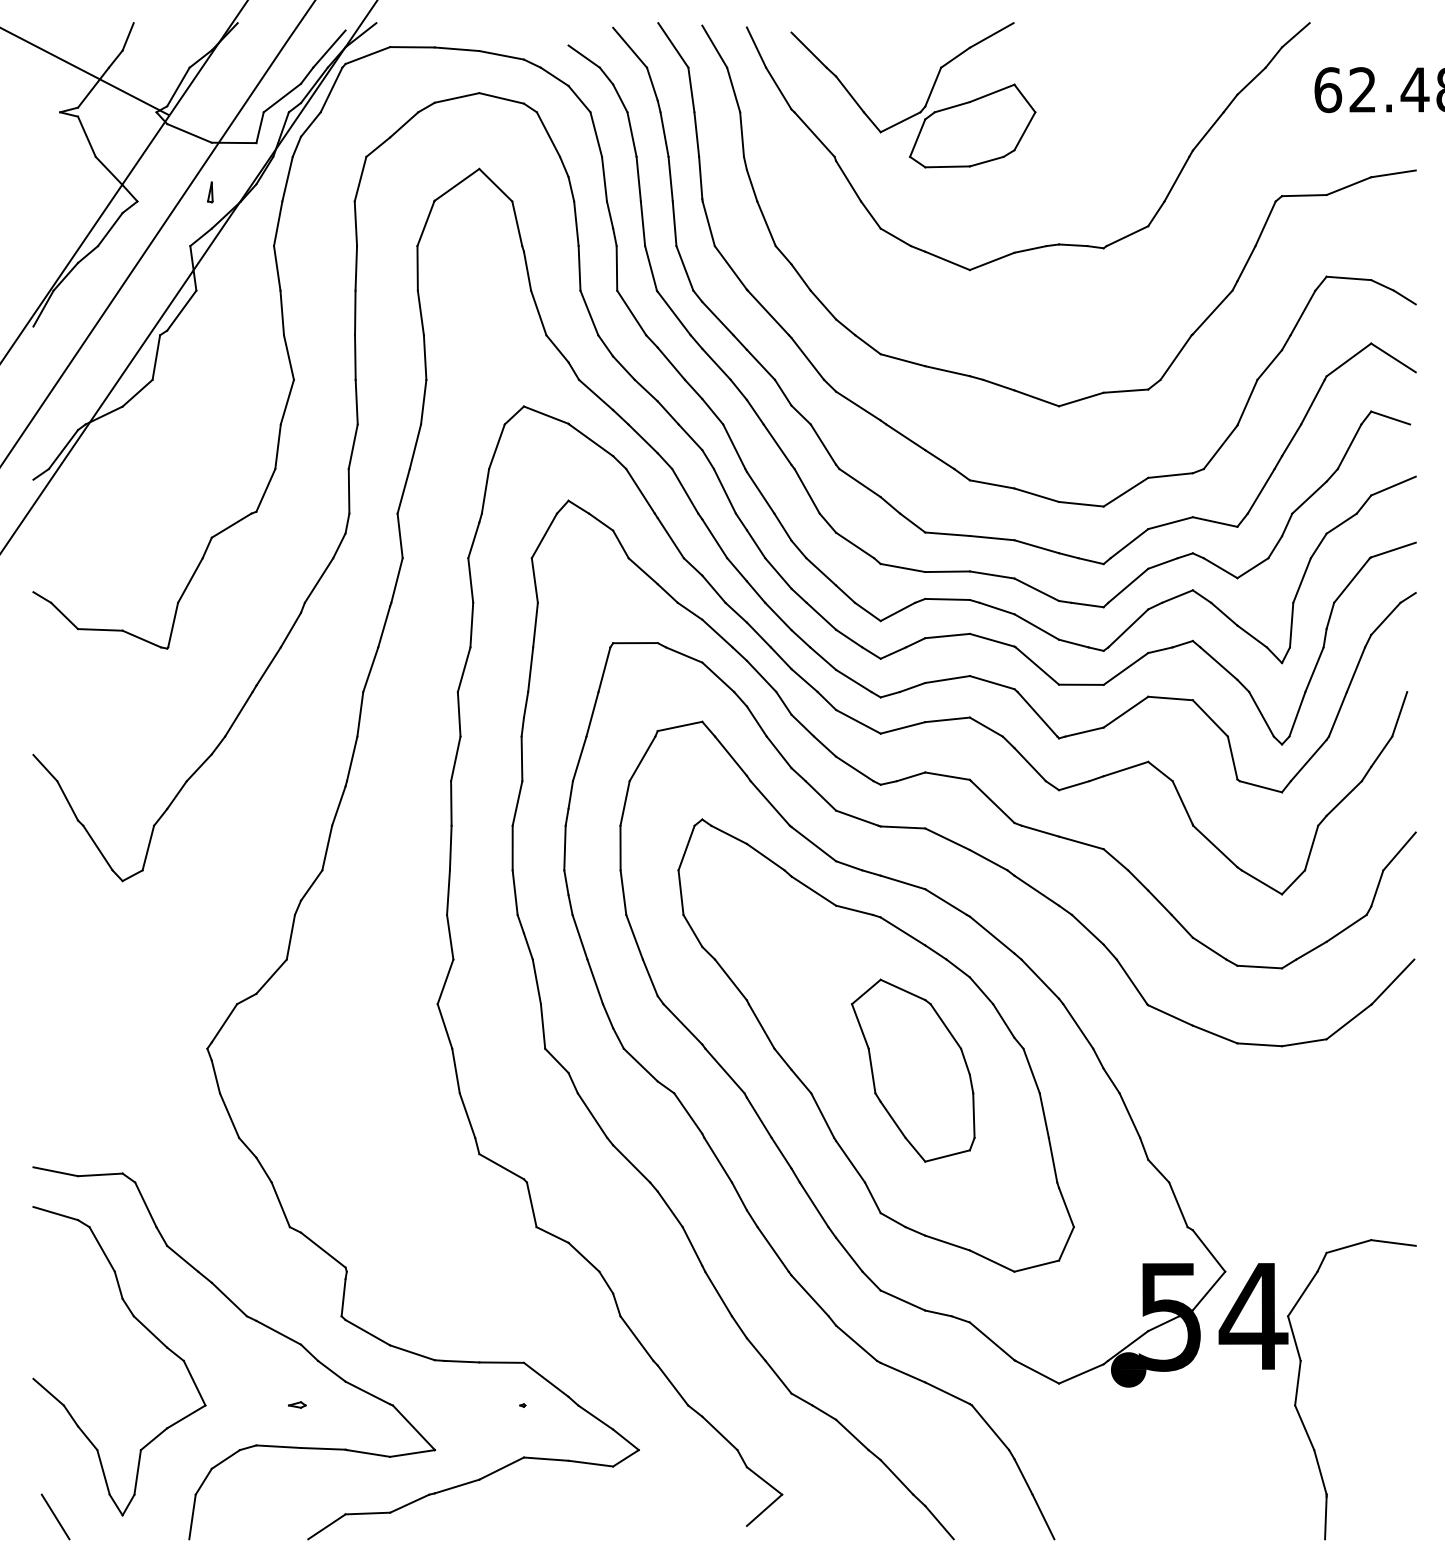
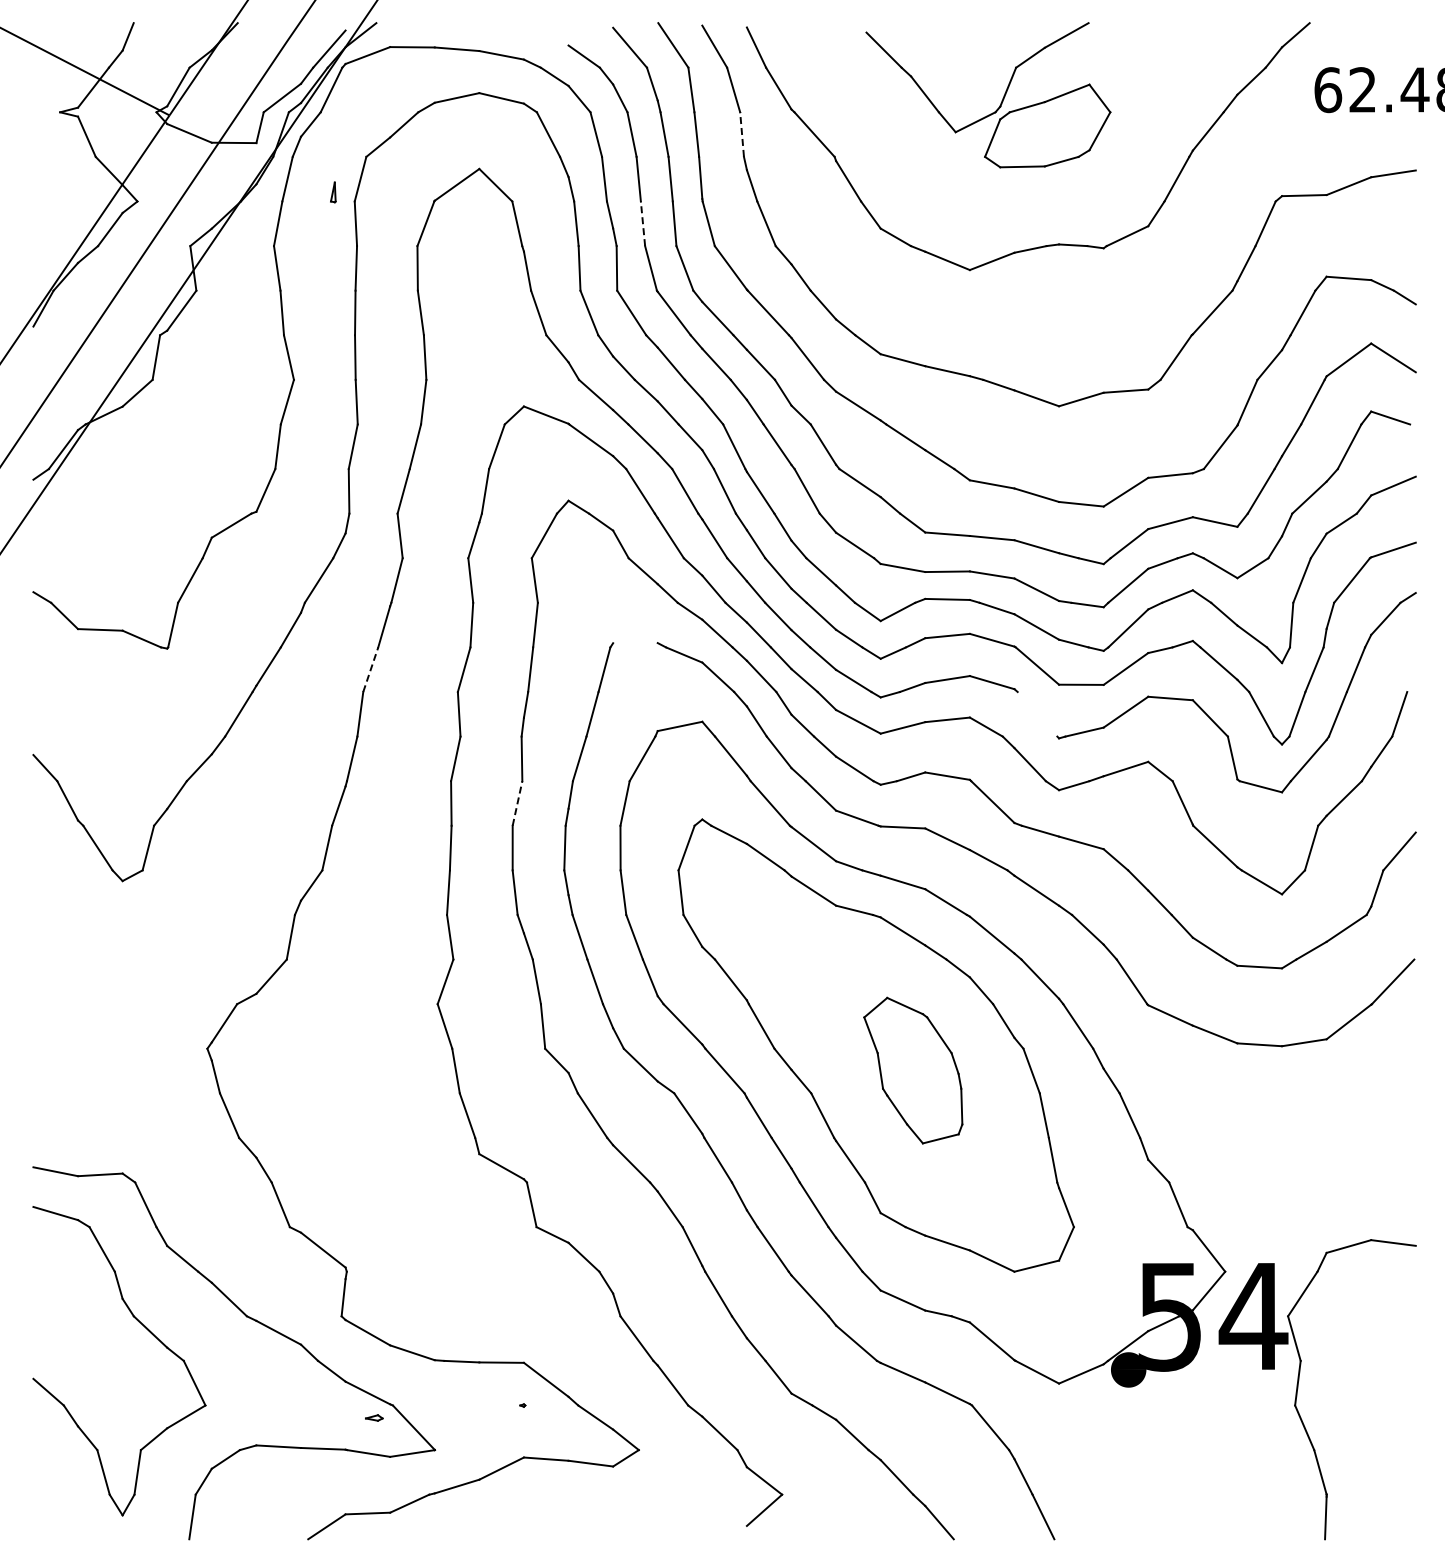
part position: (926, 100) -> (1001, 100) (1001, 100)
line: solid -> dashed (742, 134)
part position: (210, 192) -> (333, 192) (333, 192)
line: solid -> dashed (642, 223)
line: present -> none (635, 643)
line: solid -> dashed (370, 669)
line: present -> none (1037, 714)
line: solid -> dashed (517, 803)
part size: 125x185 px -> 101x149 px (913, 1070)
part position: (297, 1404) -> (374, 1417) (374, 1417)
line: present -> none (55, 1516)
